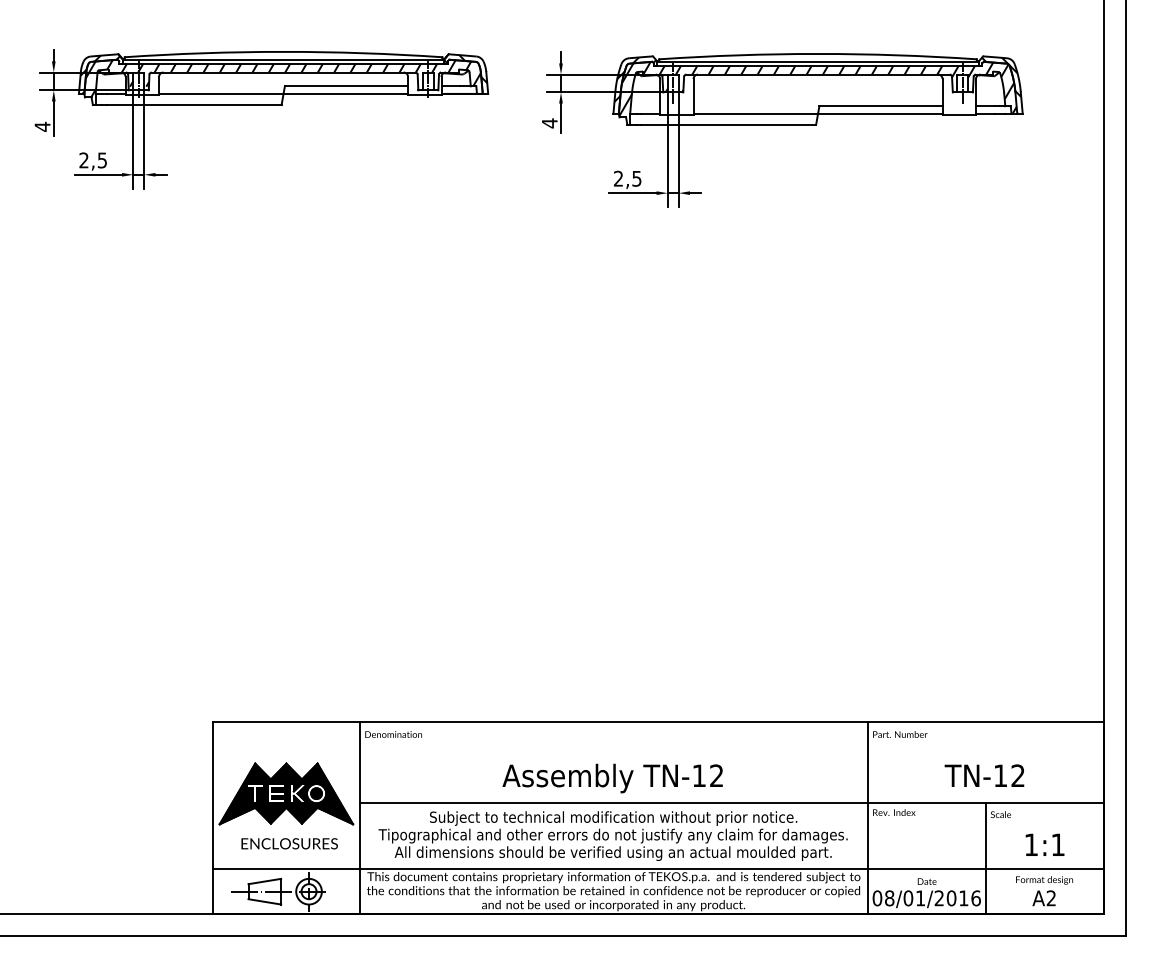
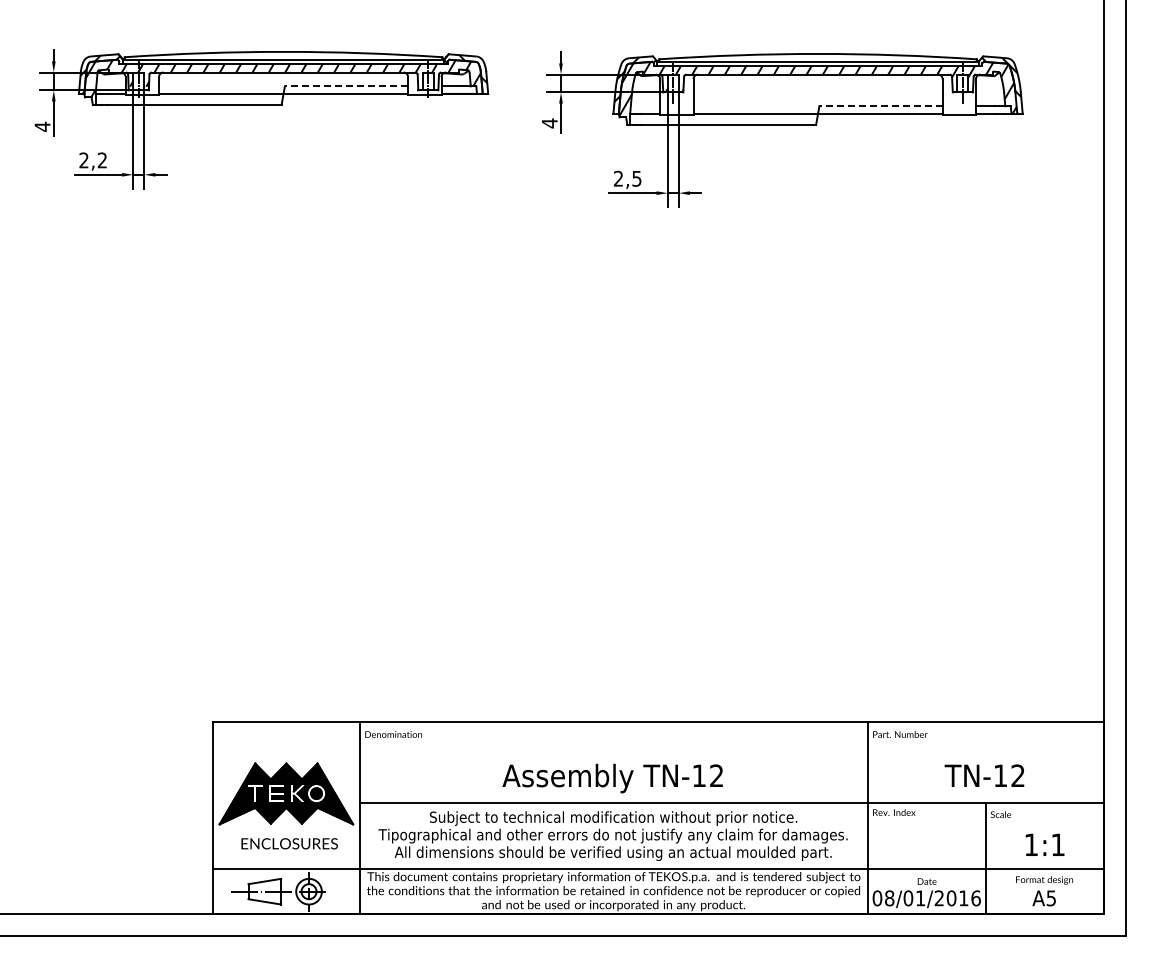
line: solid -> dashed (346, 86)
line: solid -> dashed (881, 106)
text: 2,5 -> 2,2 (101, 160)
text: A2 -> A5 (1050, 898)
